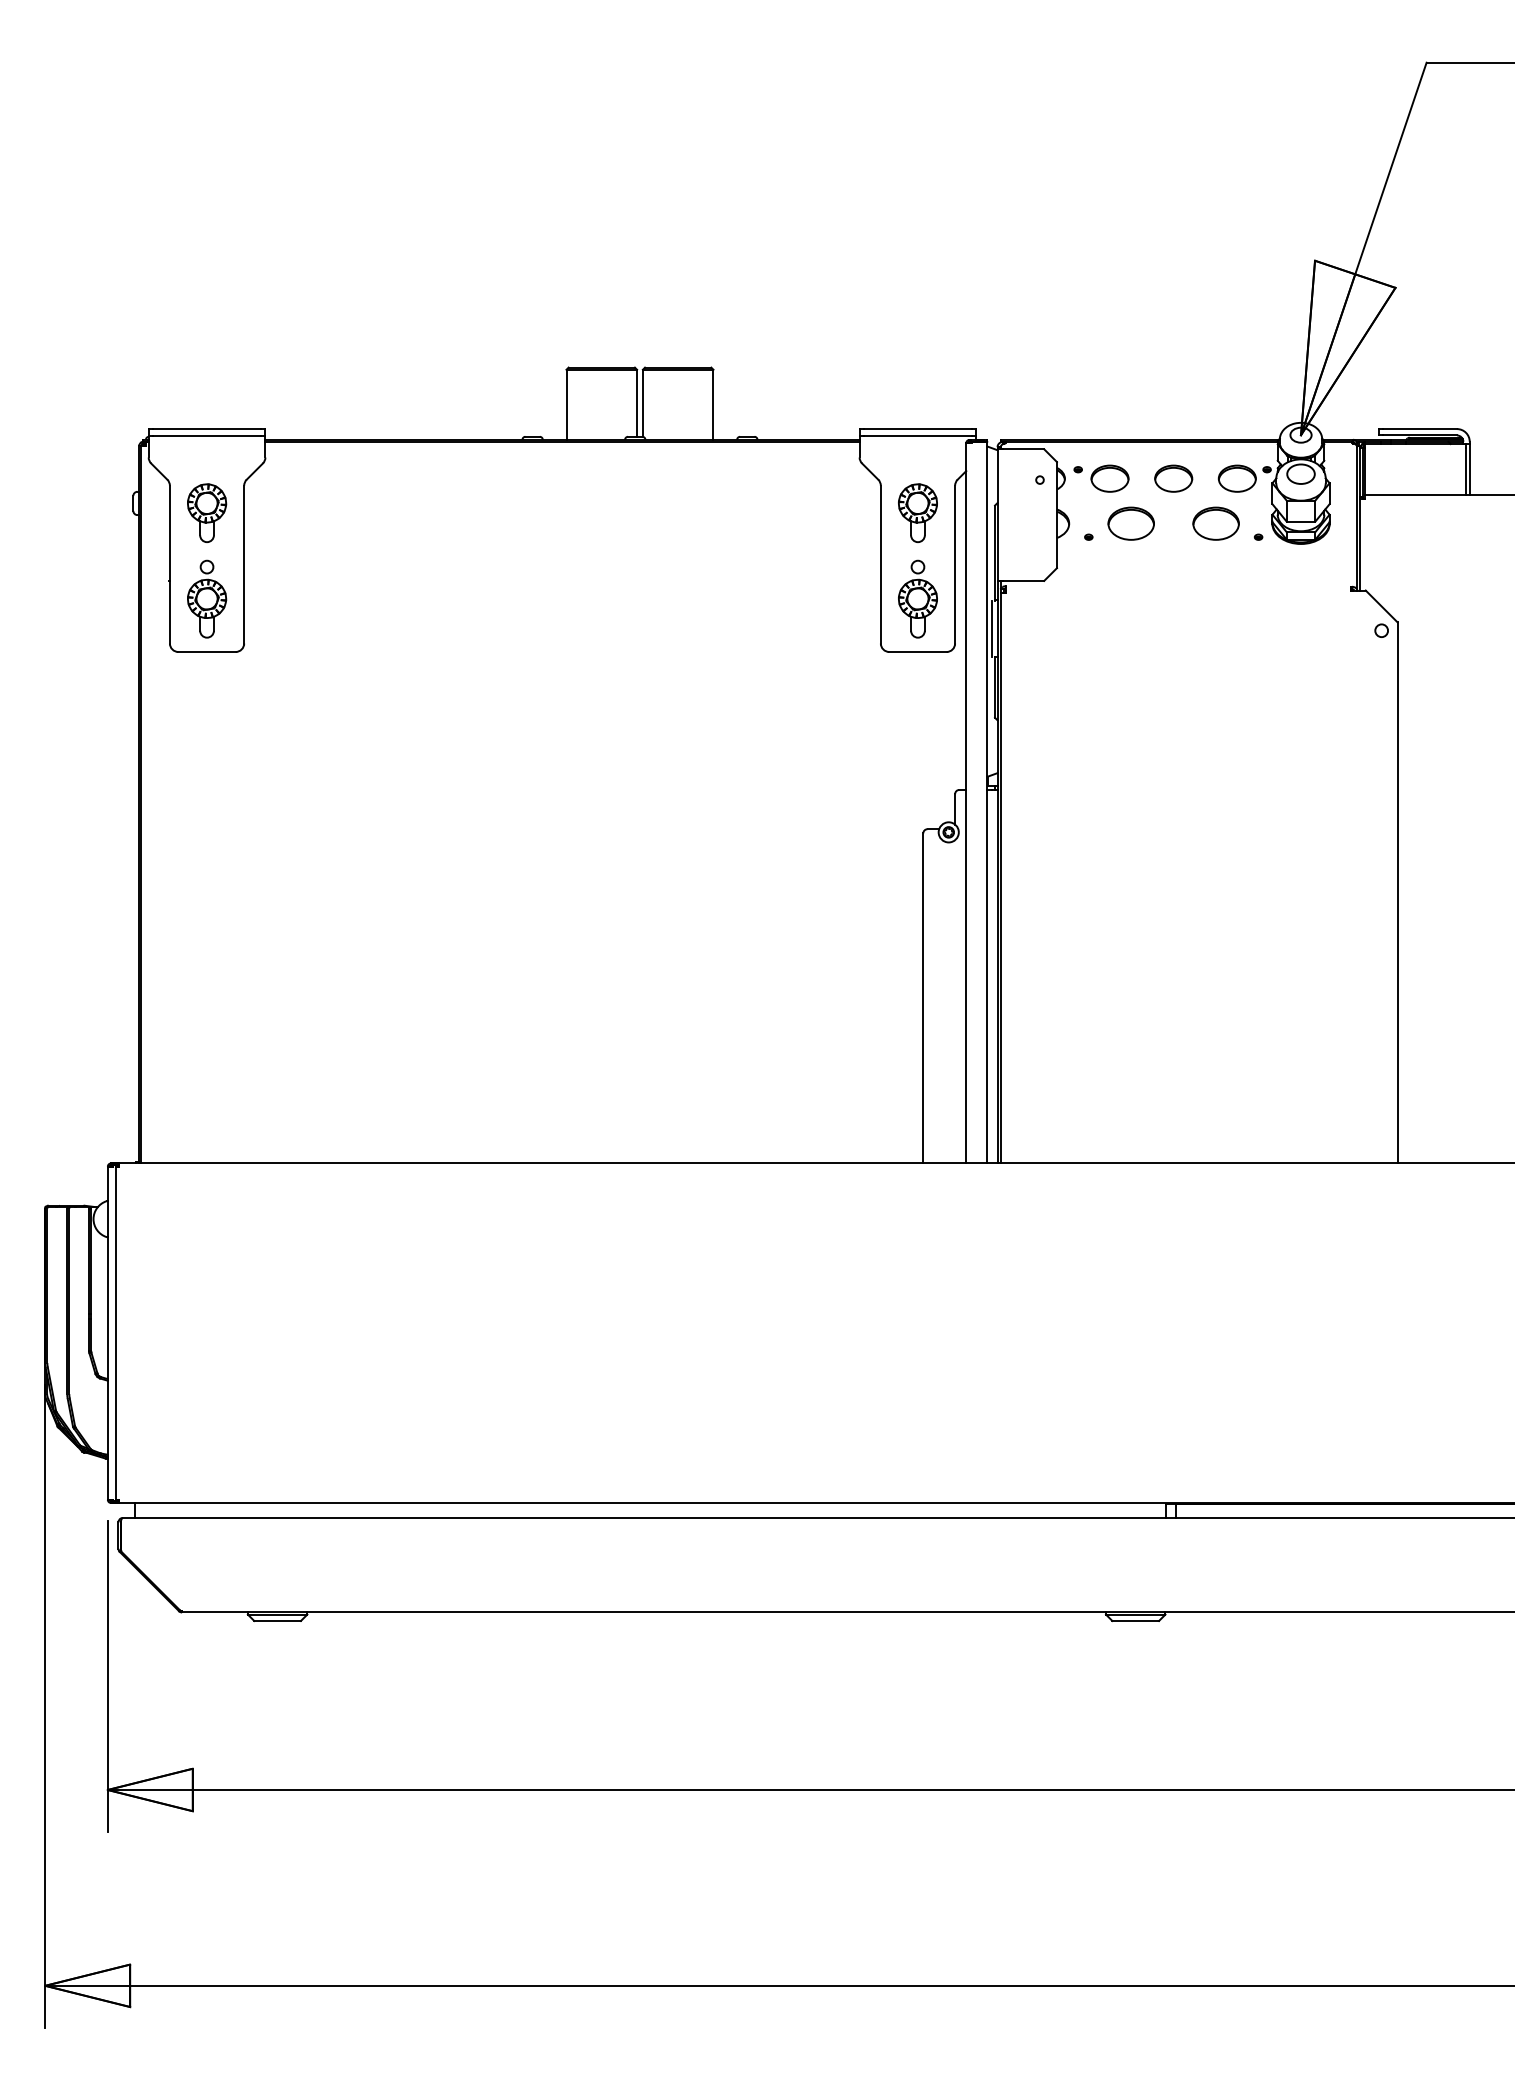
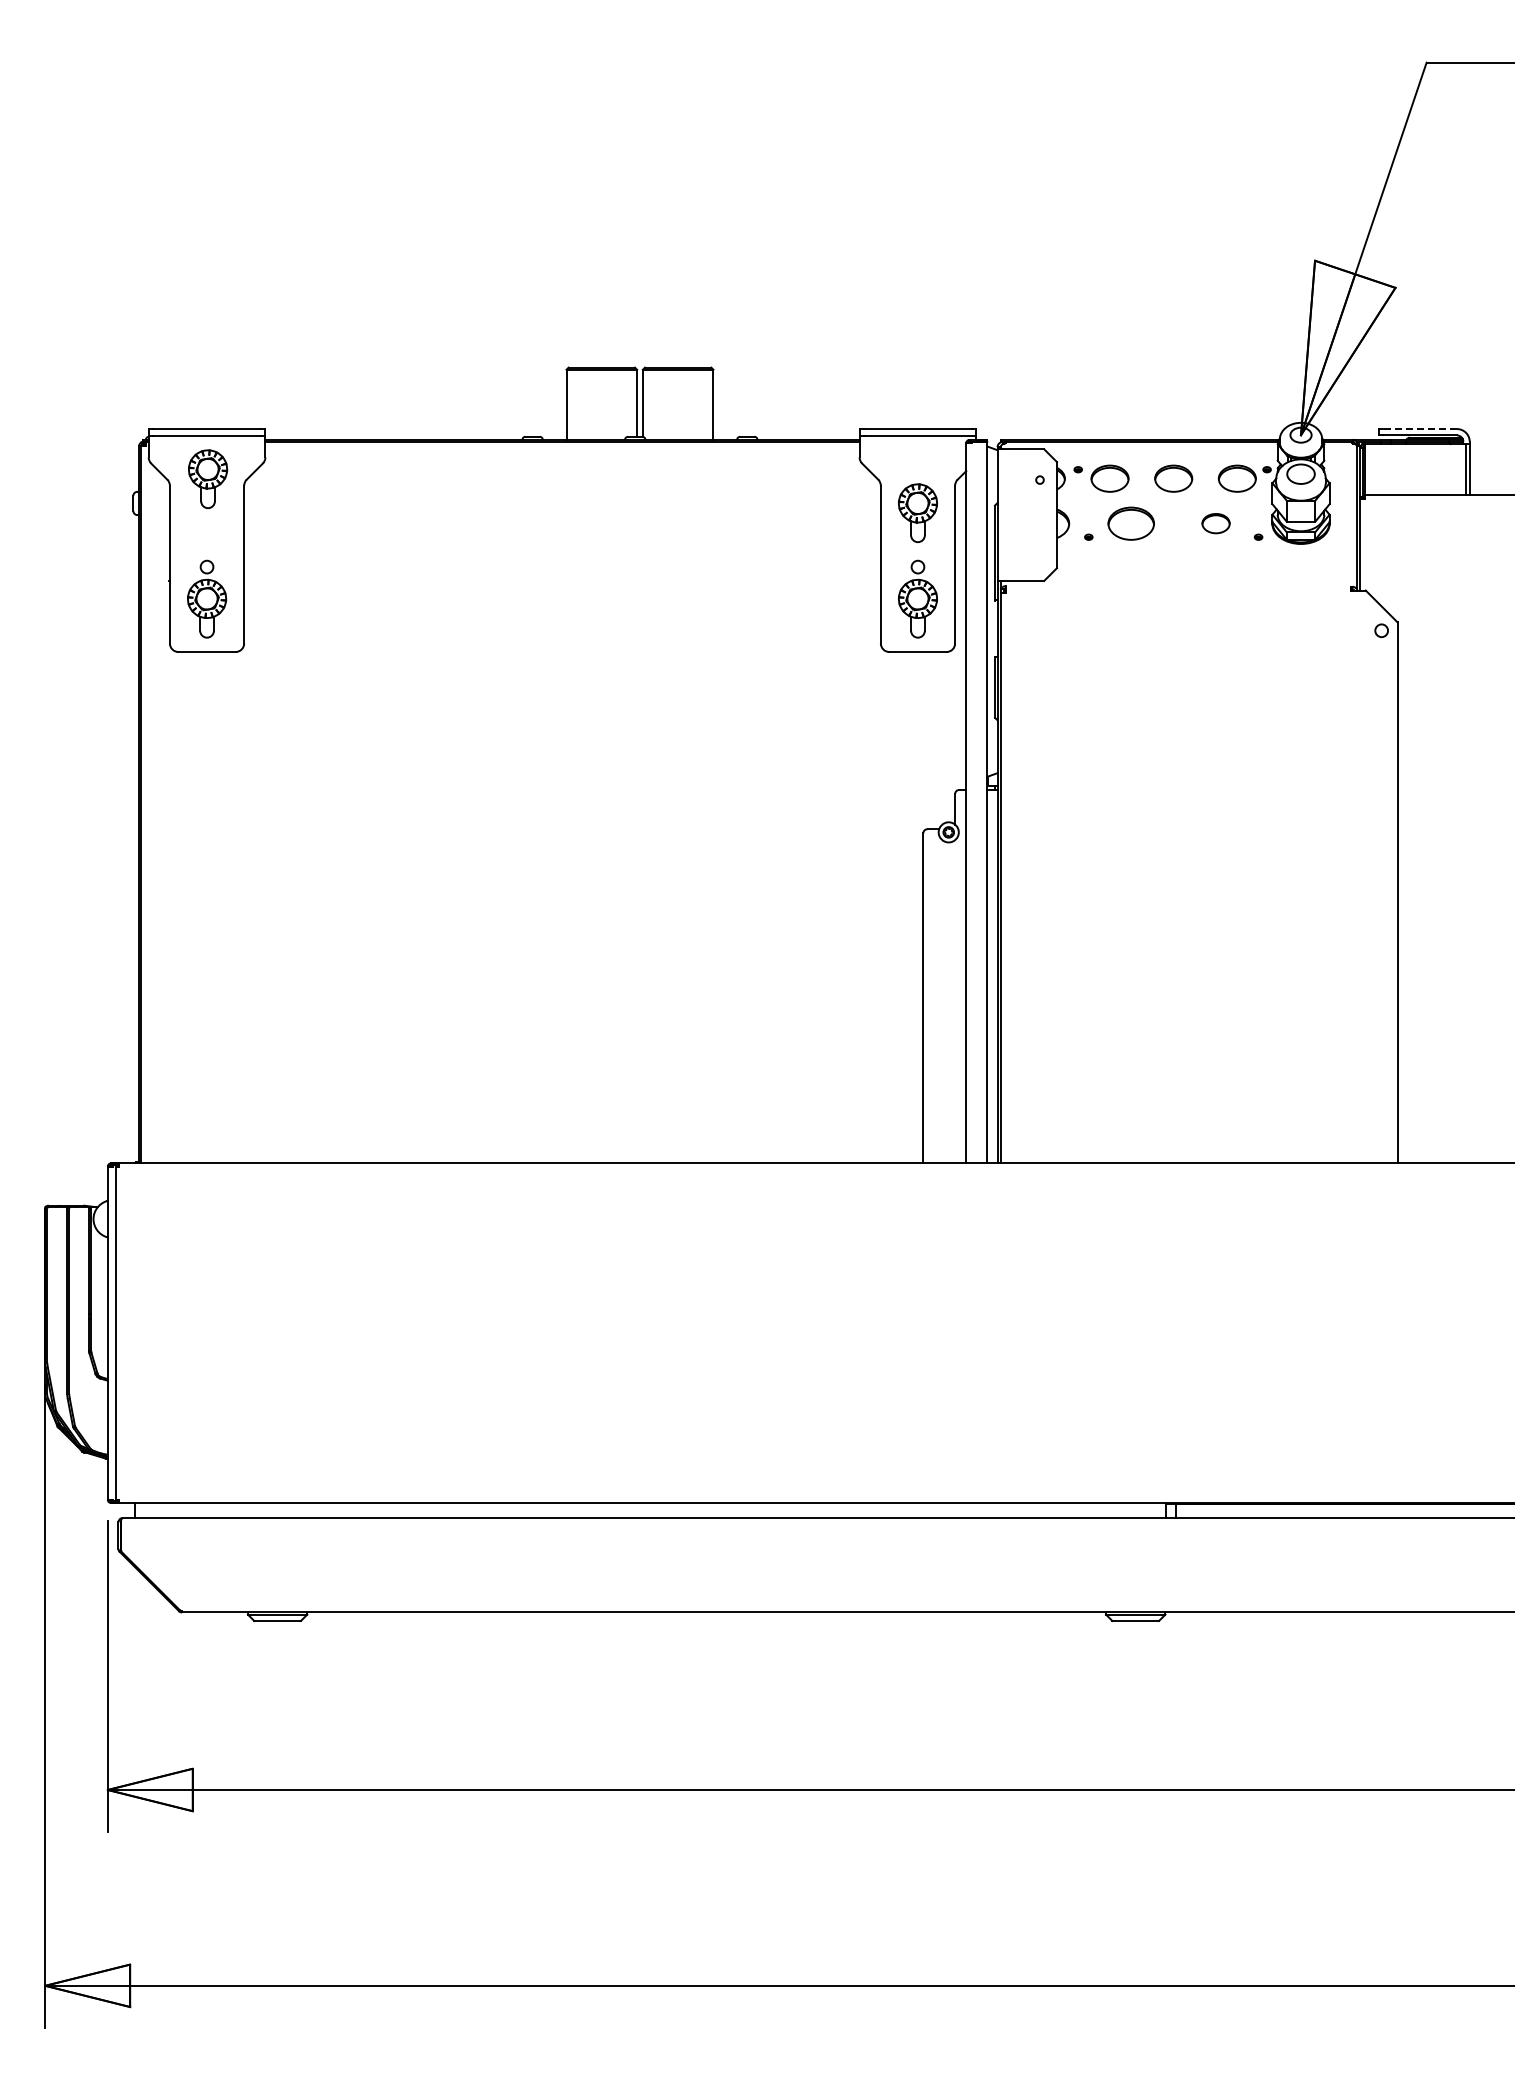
line: solid -> dashed (1419, 429)
part position: (207, 512) -> (208, 478) (208, 478)
part size: 48x35 px -> 30x22 px (1215, 523)
line: present -> none (992, 628)
